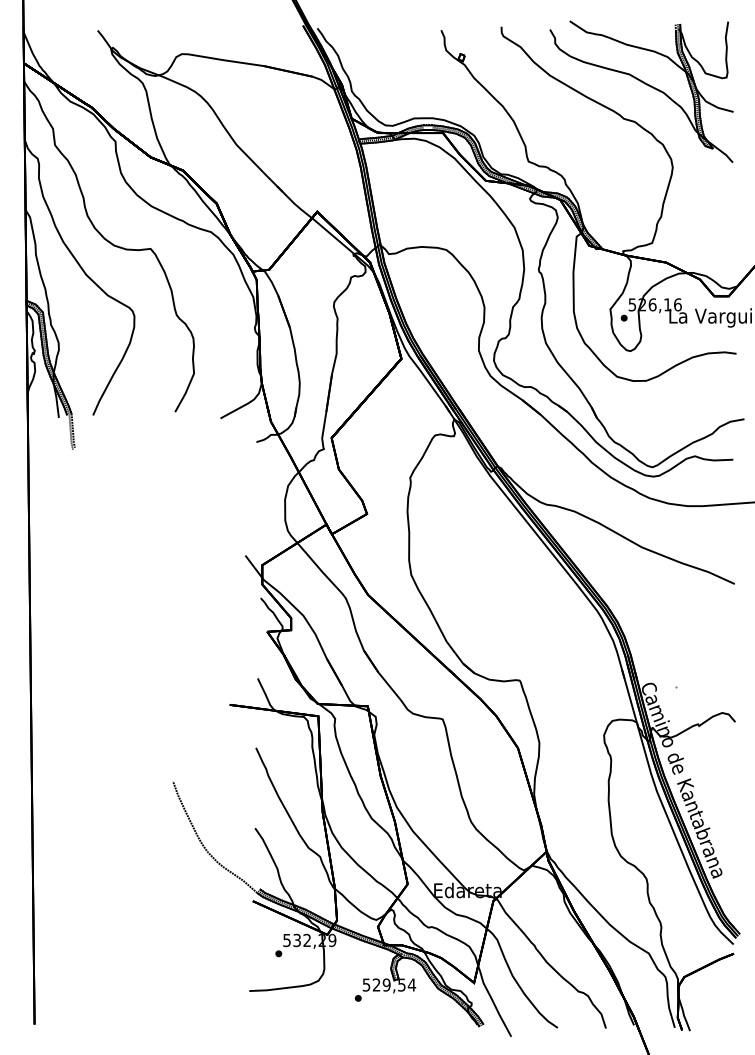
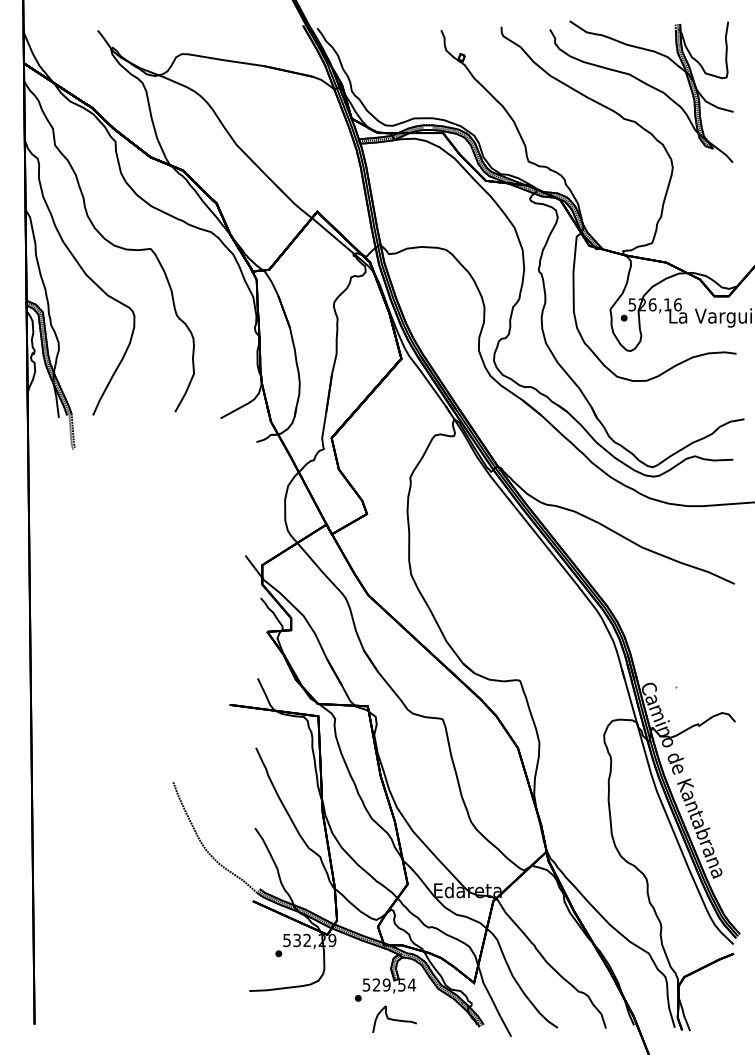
curve: none -> present (394, 1019)
